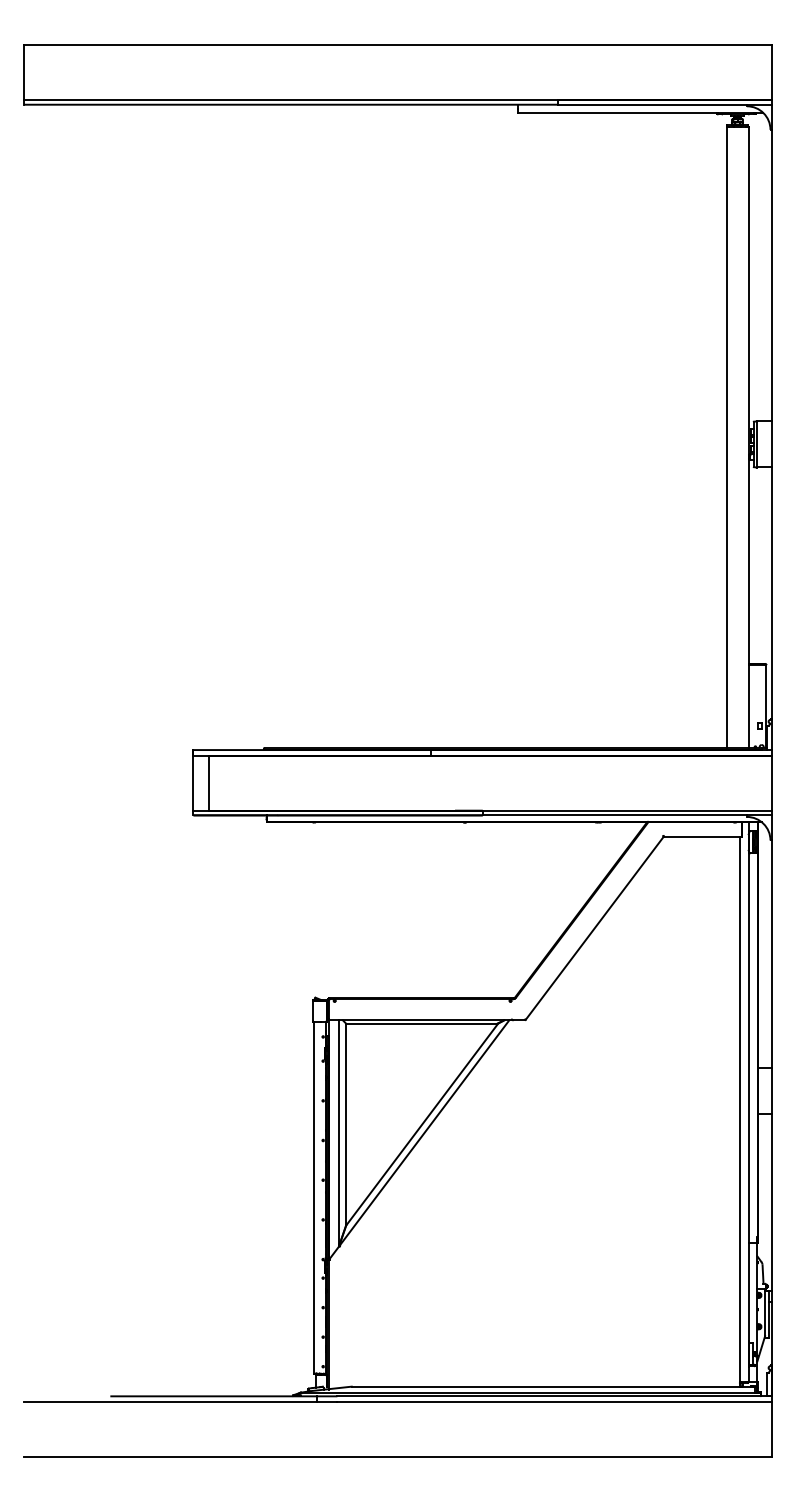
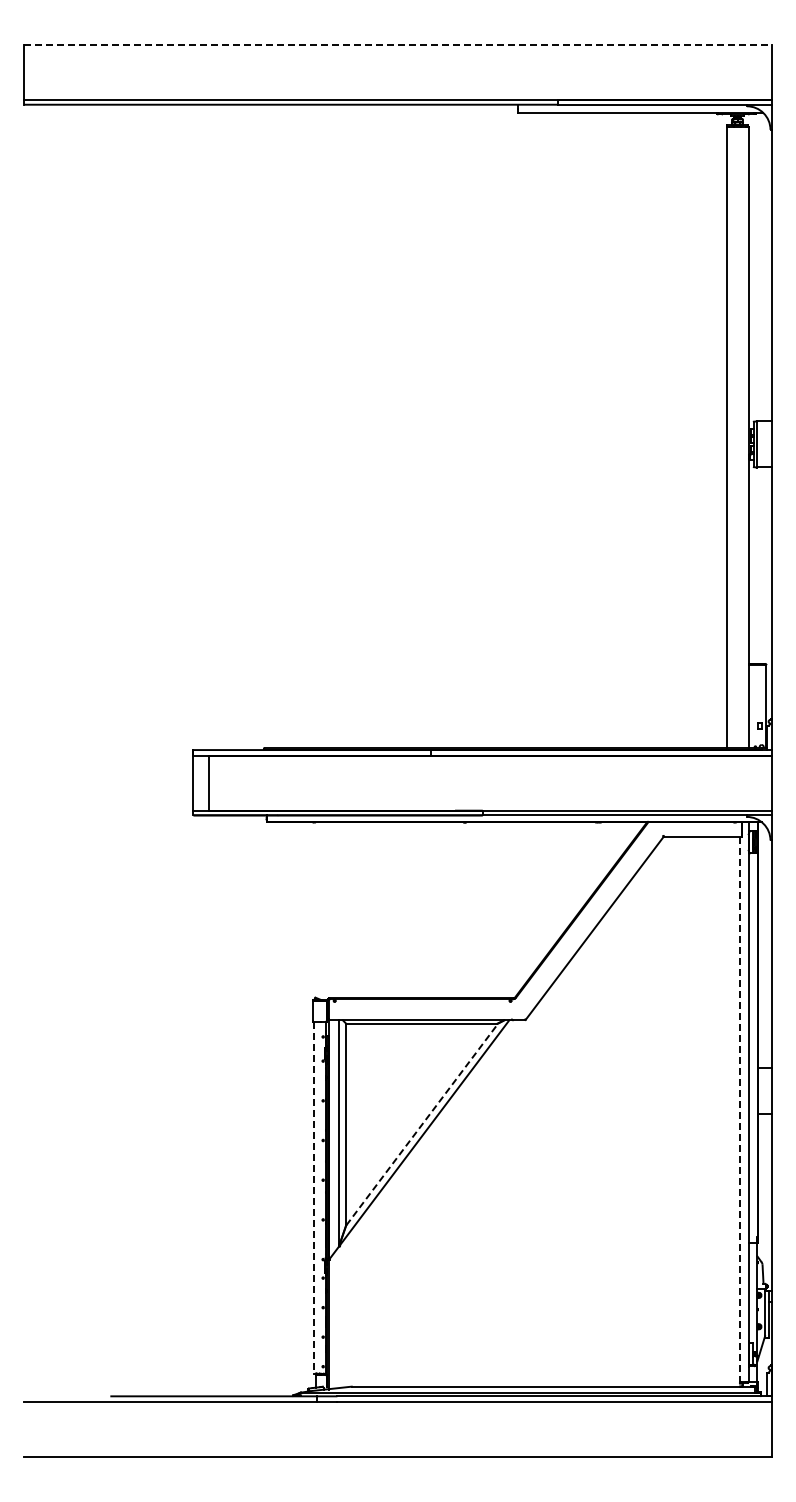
line: solid -> dashed (398, 45)
line: solid -> dashed (739, 1111)
line: solid -> dashed (422, 1124)
line: solid -> dashed (314, 1197)
